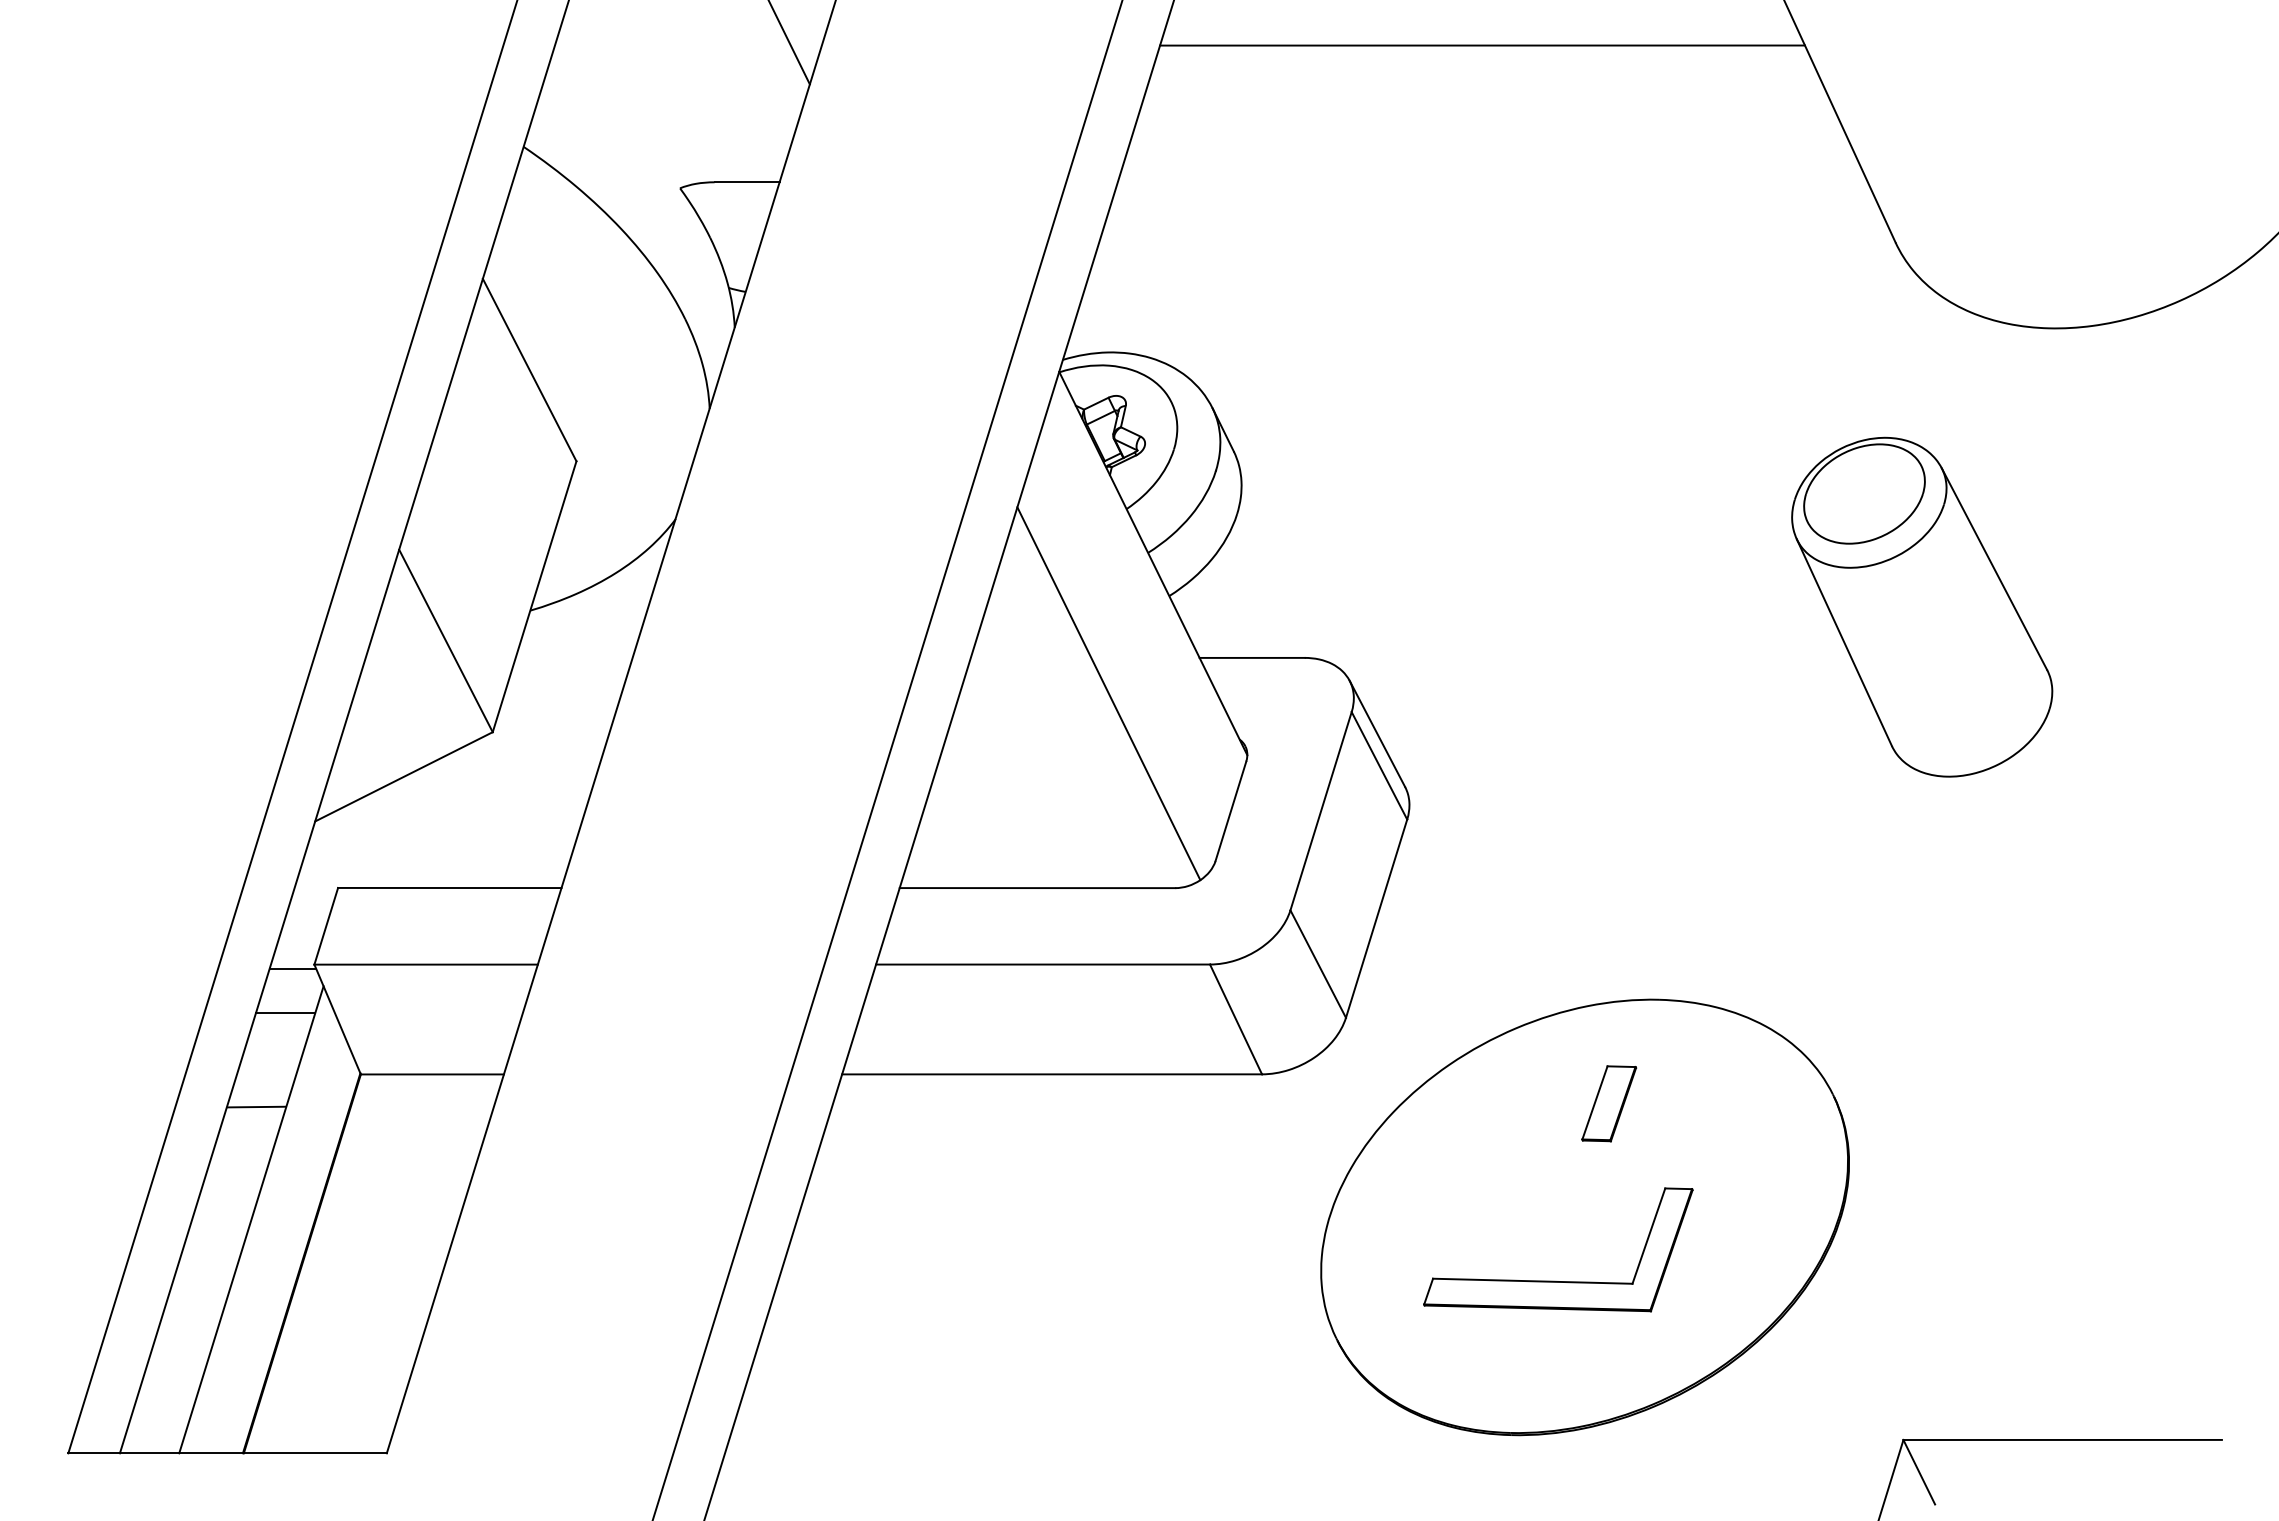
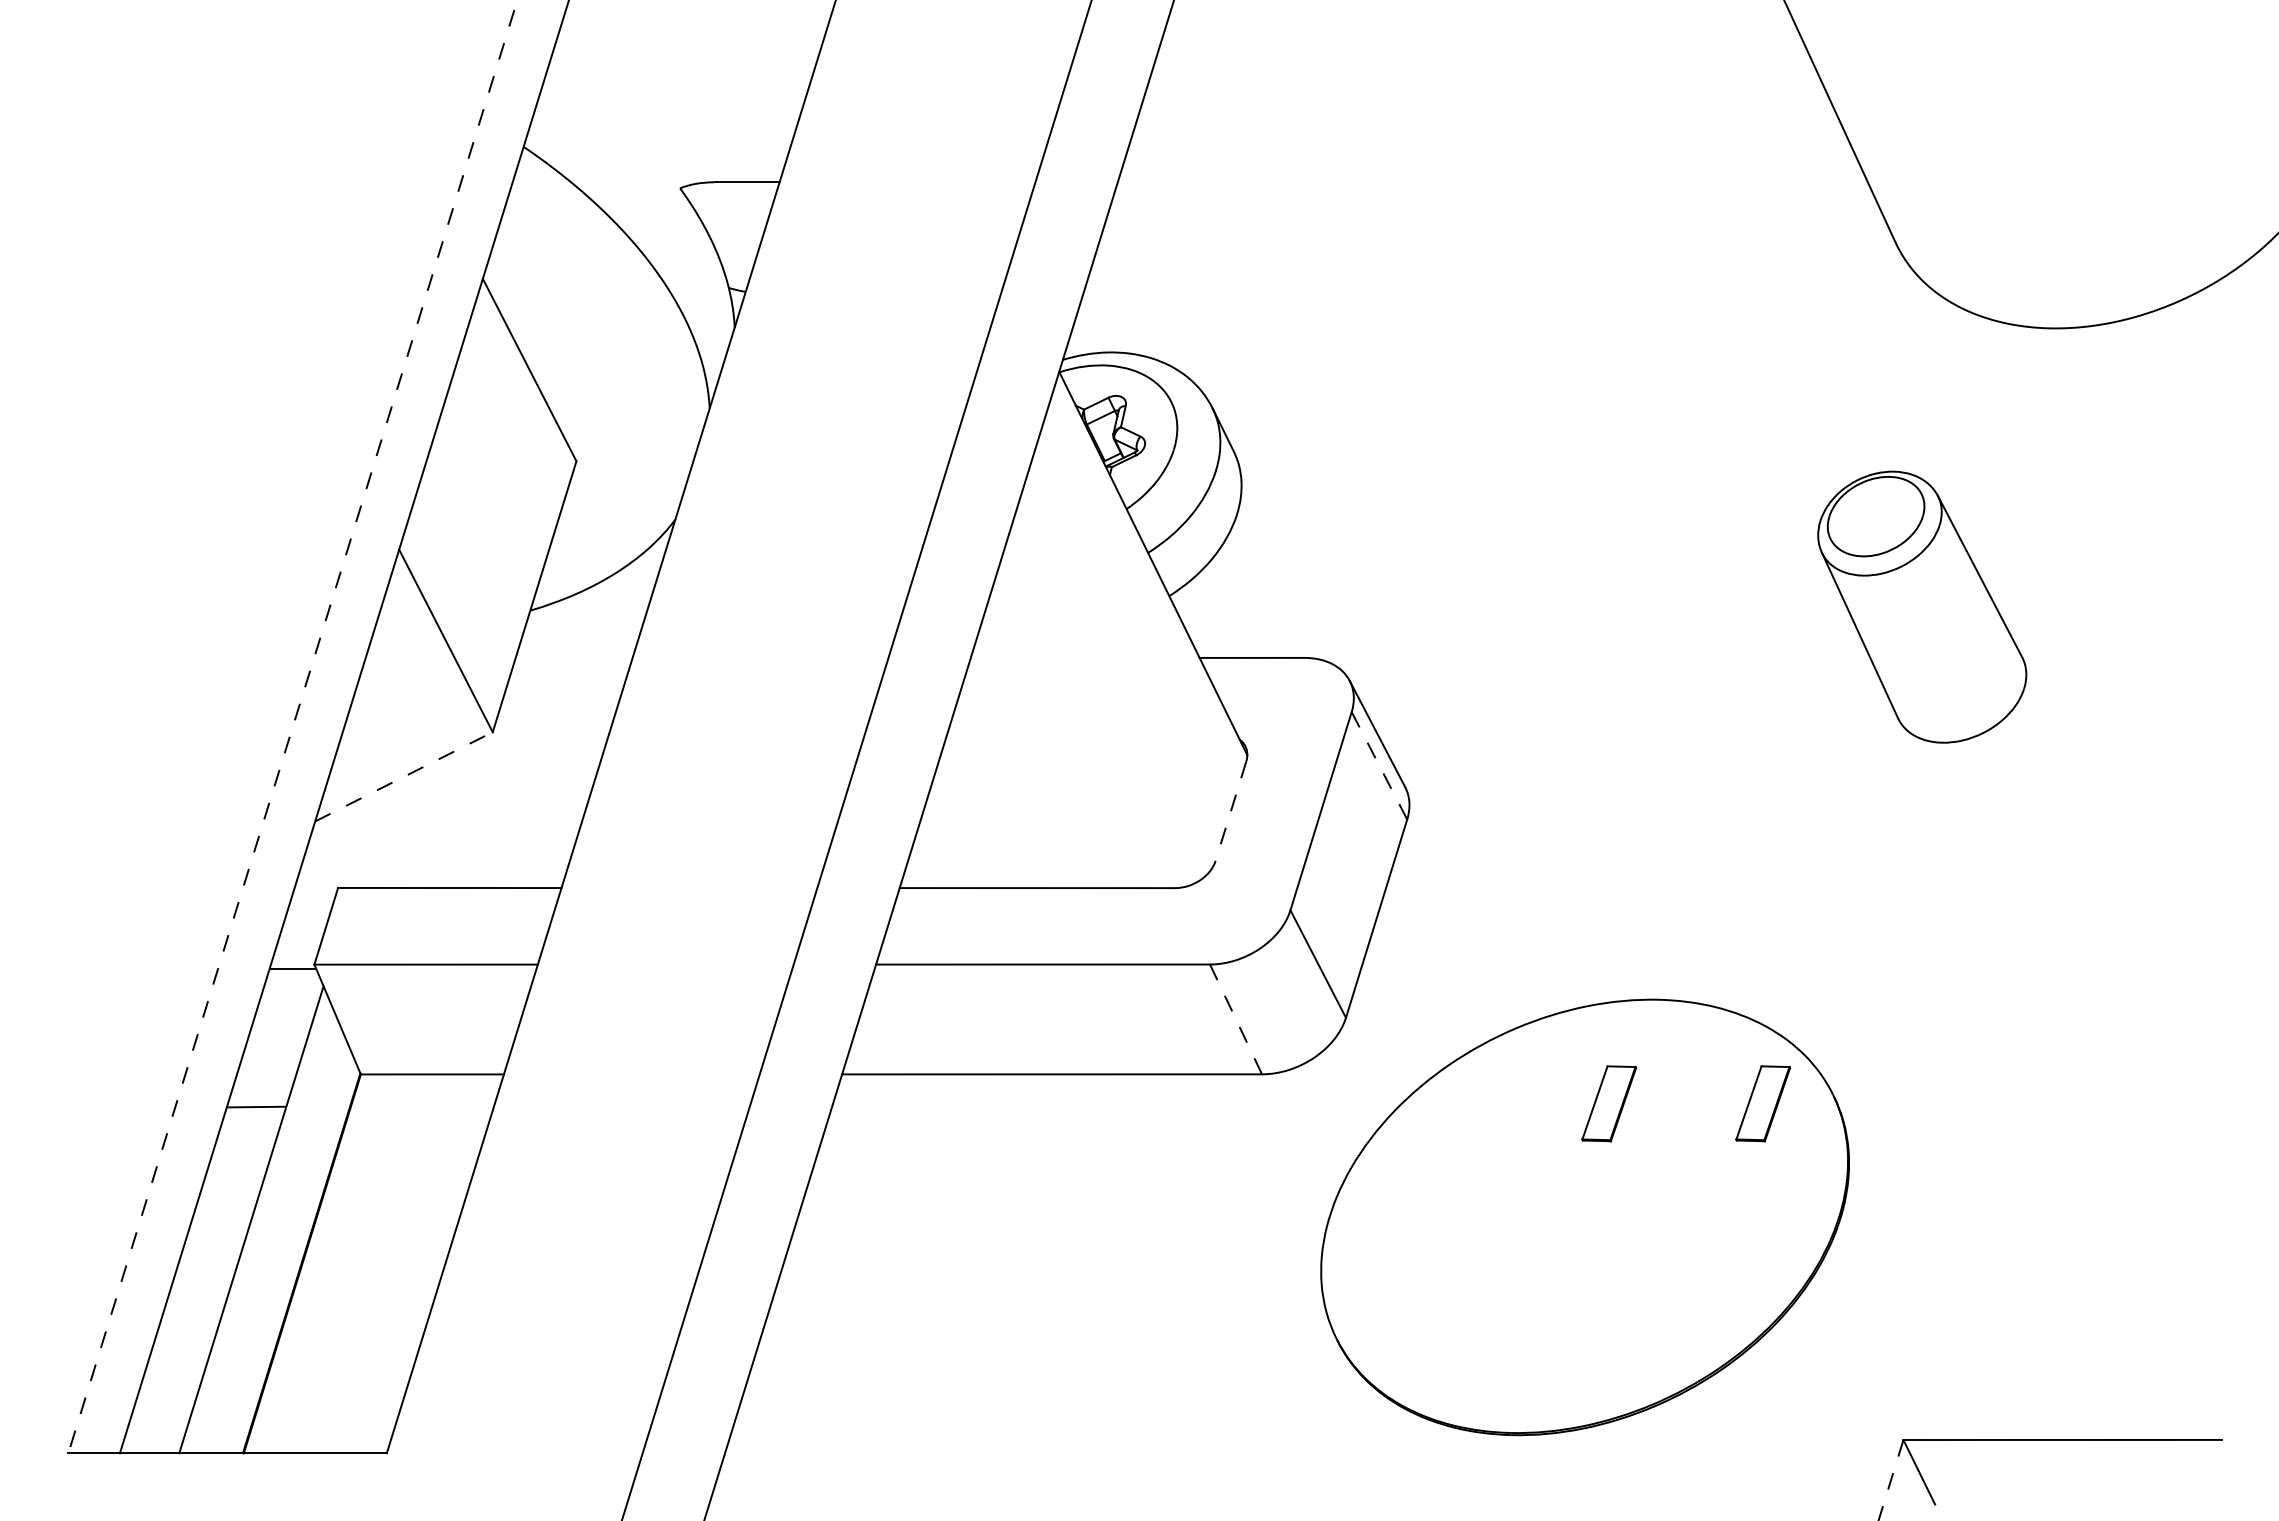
line: present -> none (789, 43)
line: present -> none (1482, 45)
part size: 263x342 px -> 211x274 px (1922, 606)
line: present -> none (1108, 693)
line: solid -> dashed (292, 727)
line position: (887, 759) -> (856, 759) (856, 759)
line: solid -> dashed (1379, 766)
line: solid -> dashed (404, 776)
line: solid -> dashed (1230, 811)
line: present -> none (285, 1012)
line: solid -> dashed (1236, 1019)
part: none -> present (1763, 1103)
part: present -> none (1555, 1280)
line: solid -> dashed (1891, 1480)
